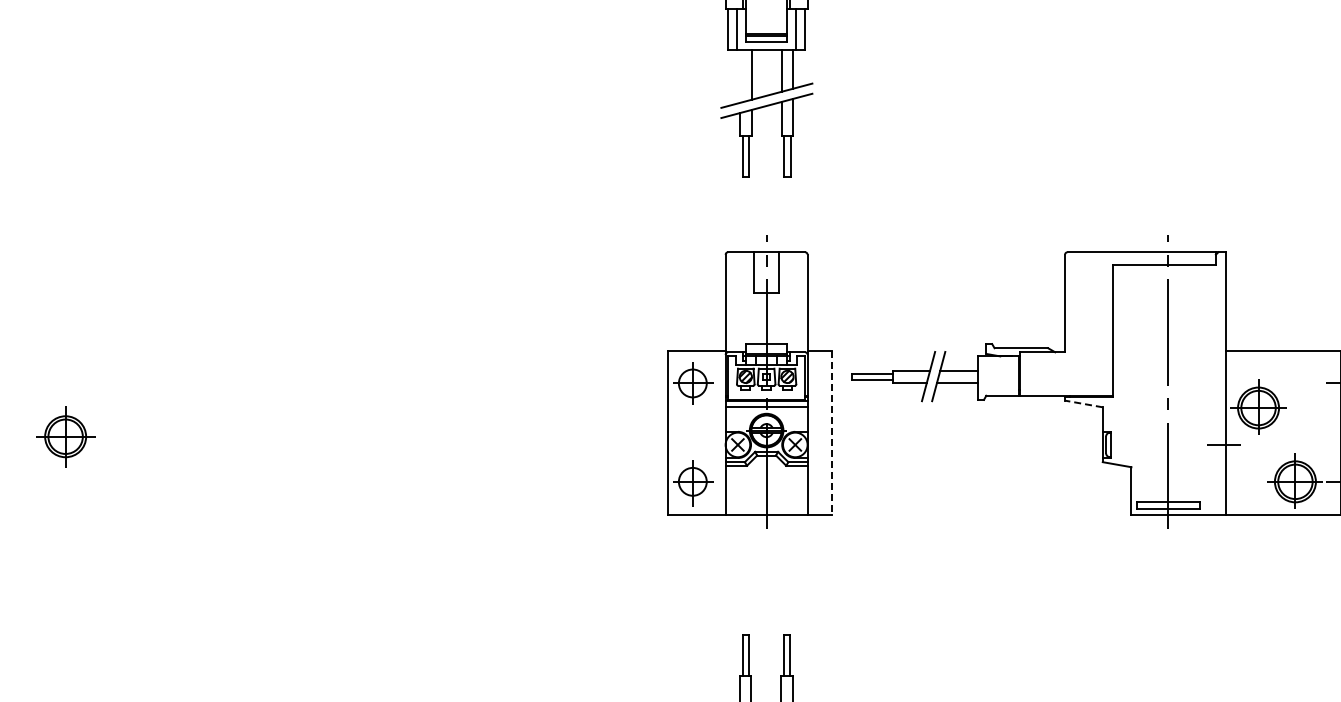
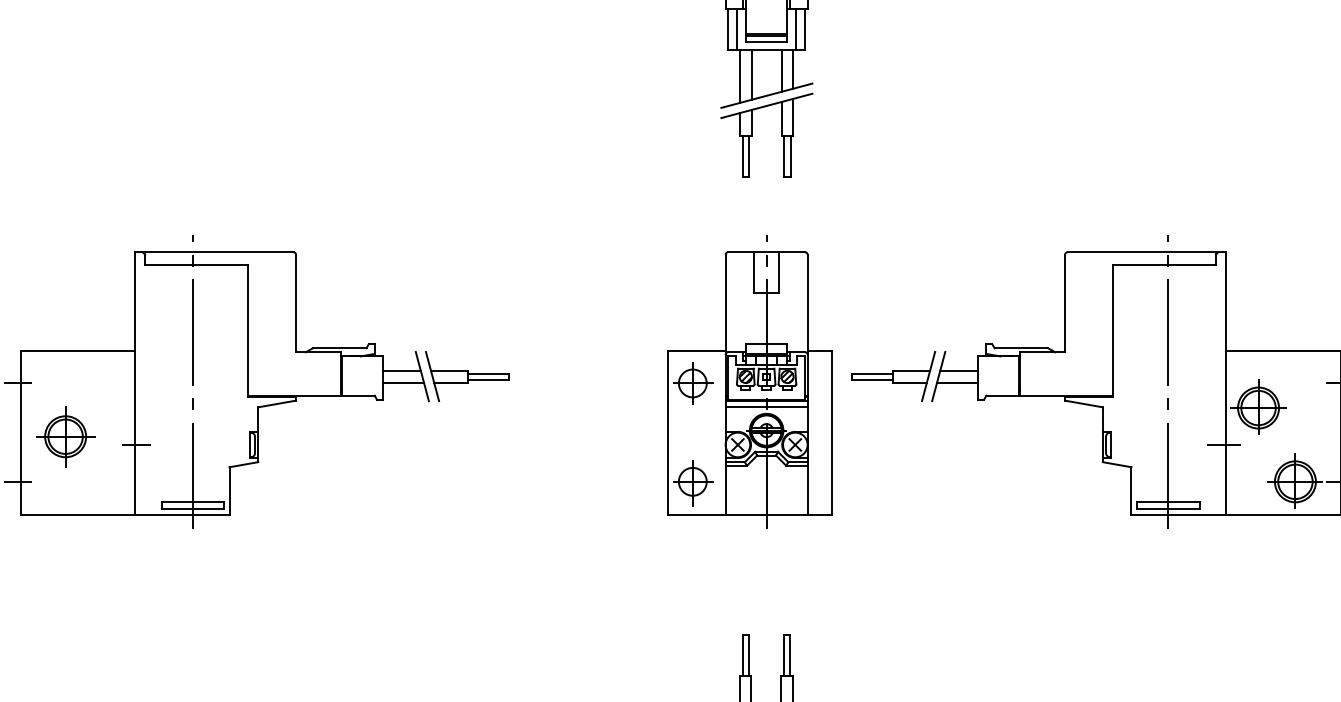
line: none -> present (739, 75)
part: none -> present (256, 381)
line: dashed -> solid (1083, 403)
line: dashed -> solid (832, 432)
